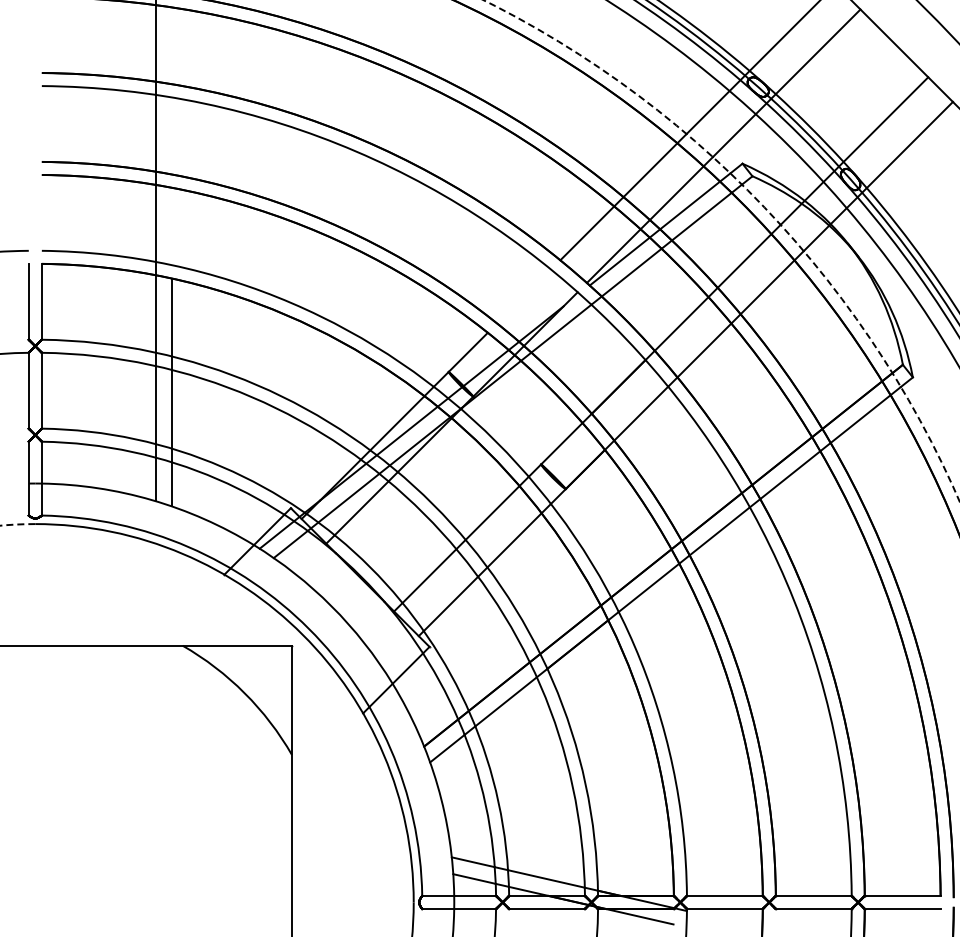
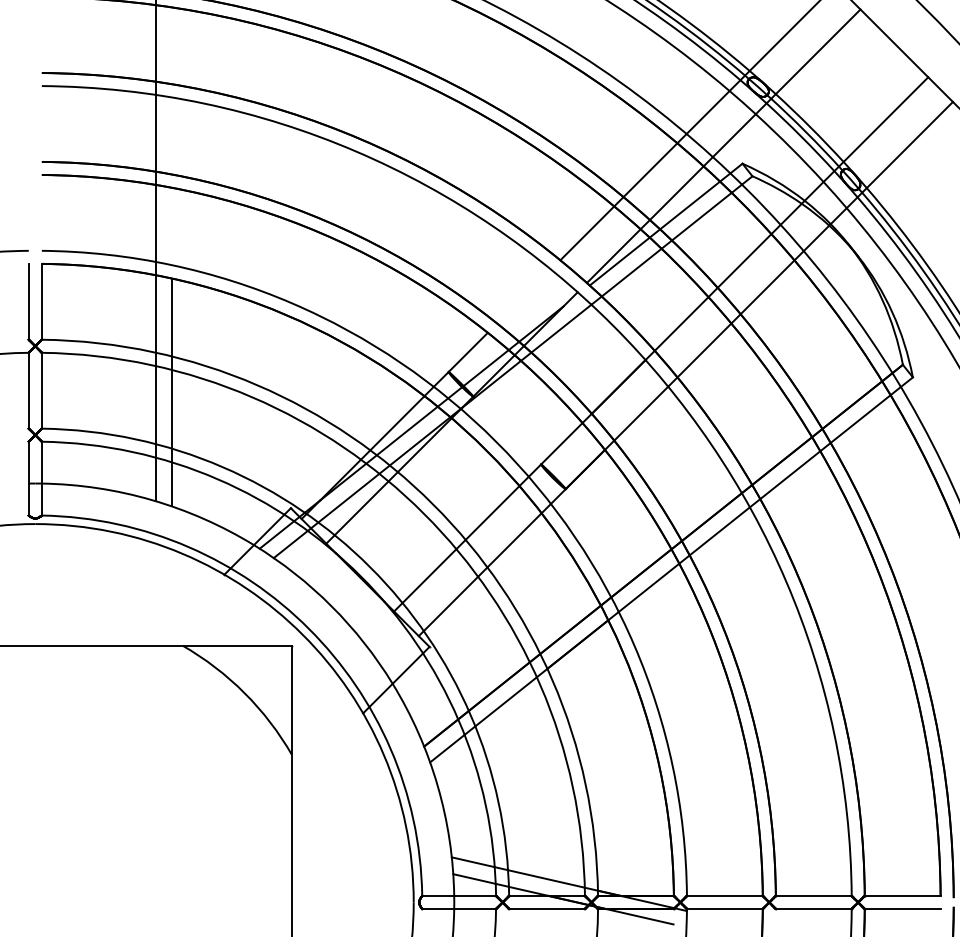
arc: dashed -> solid (765, 208)
arc: dashed -> solid (16, 524)
